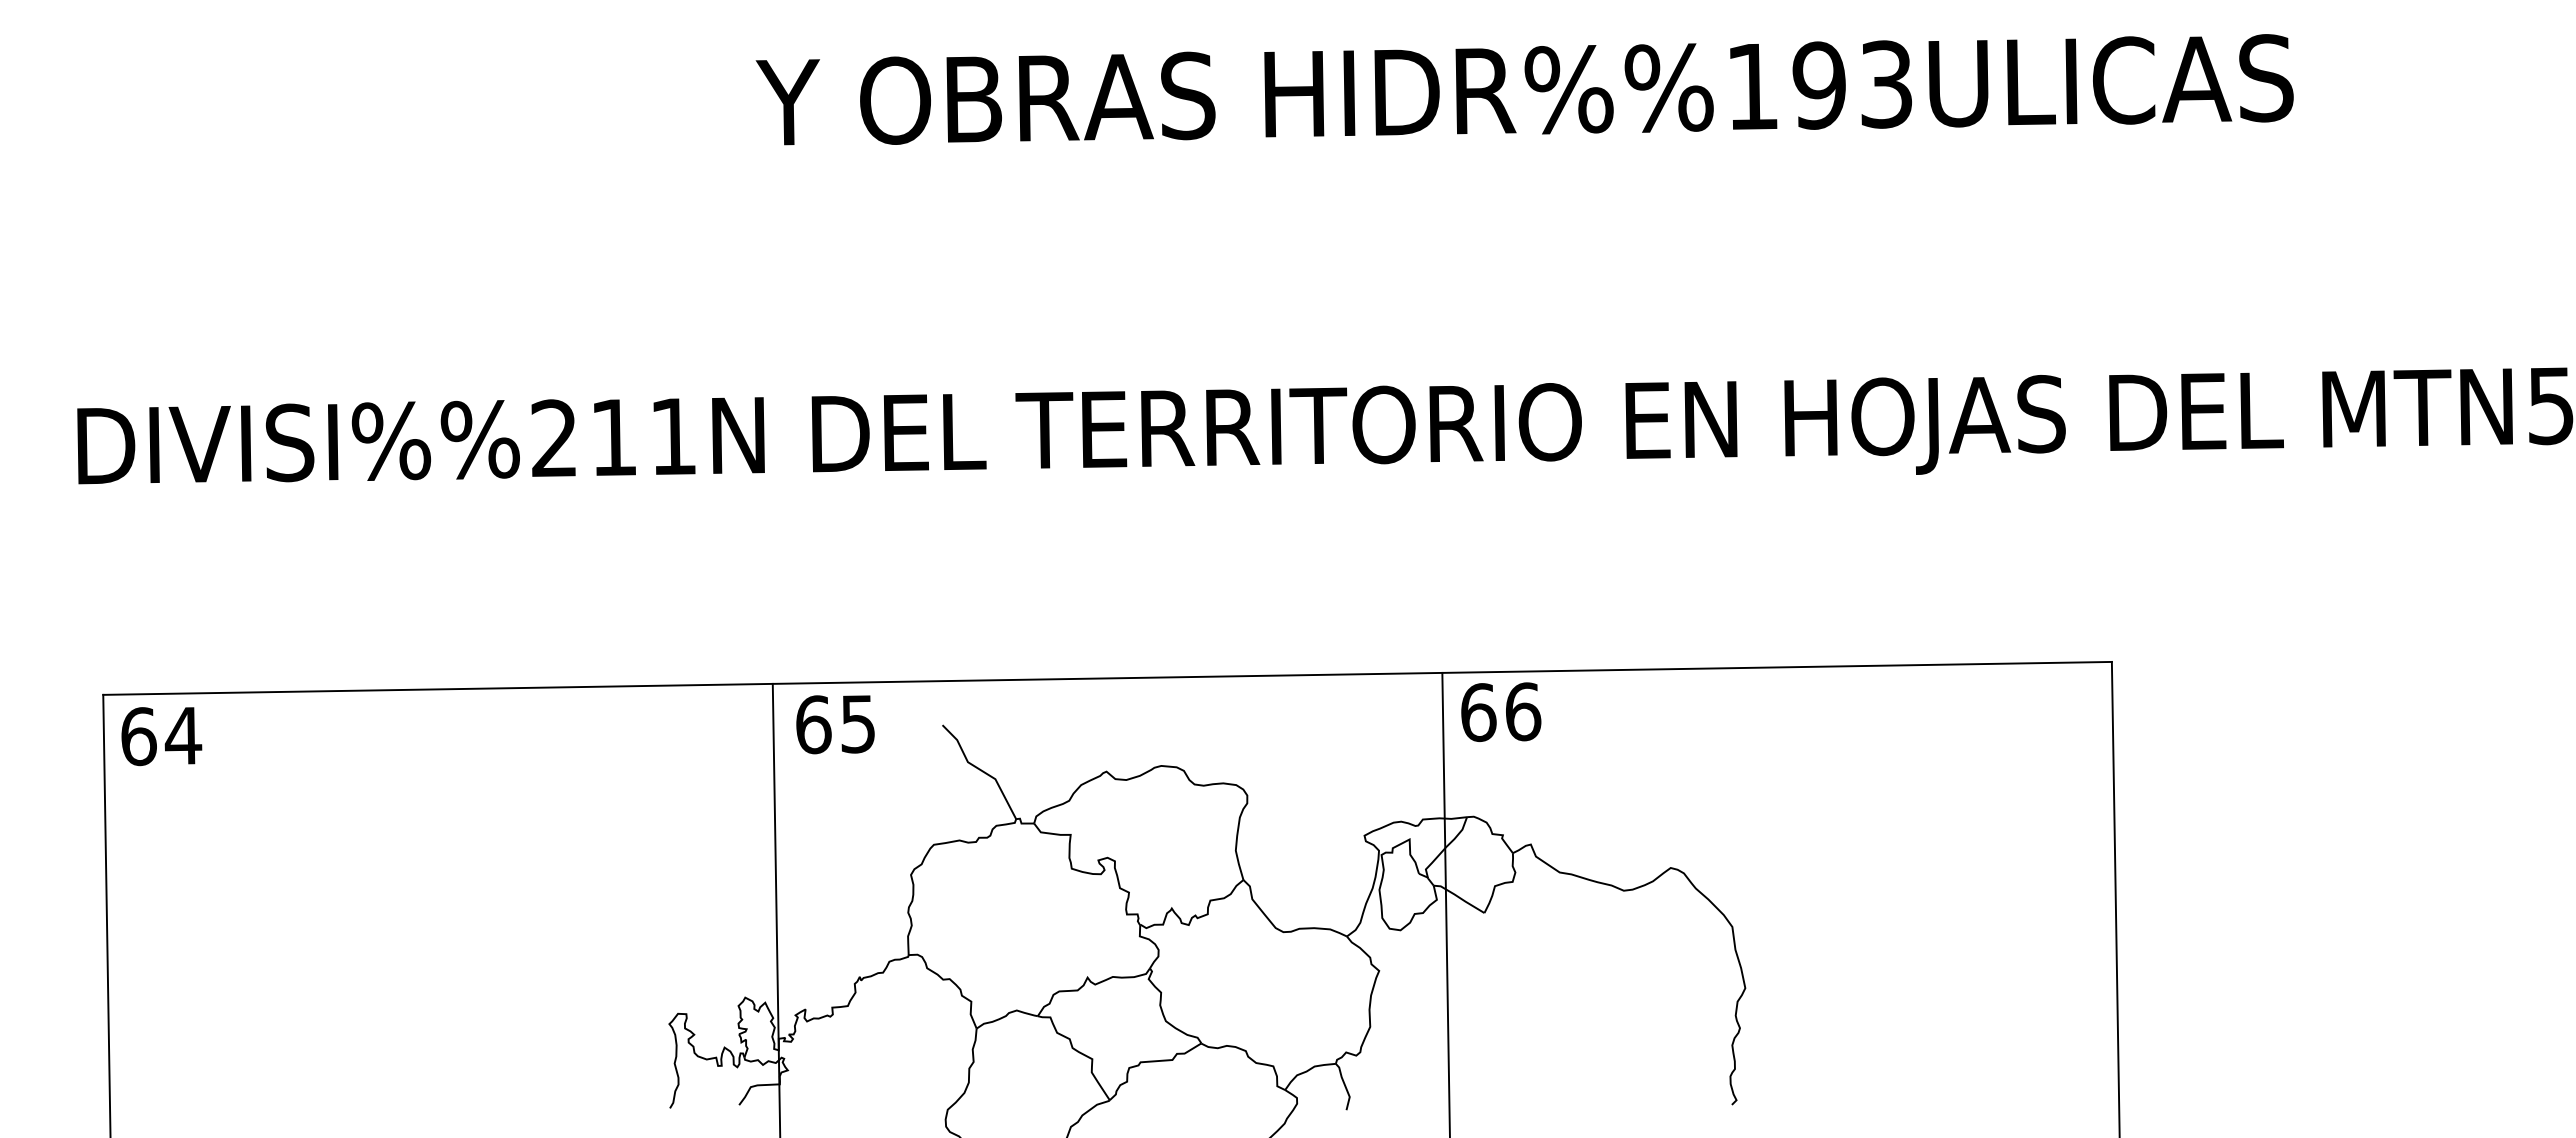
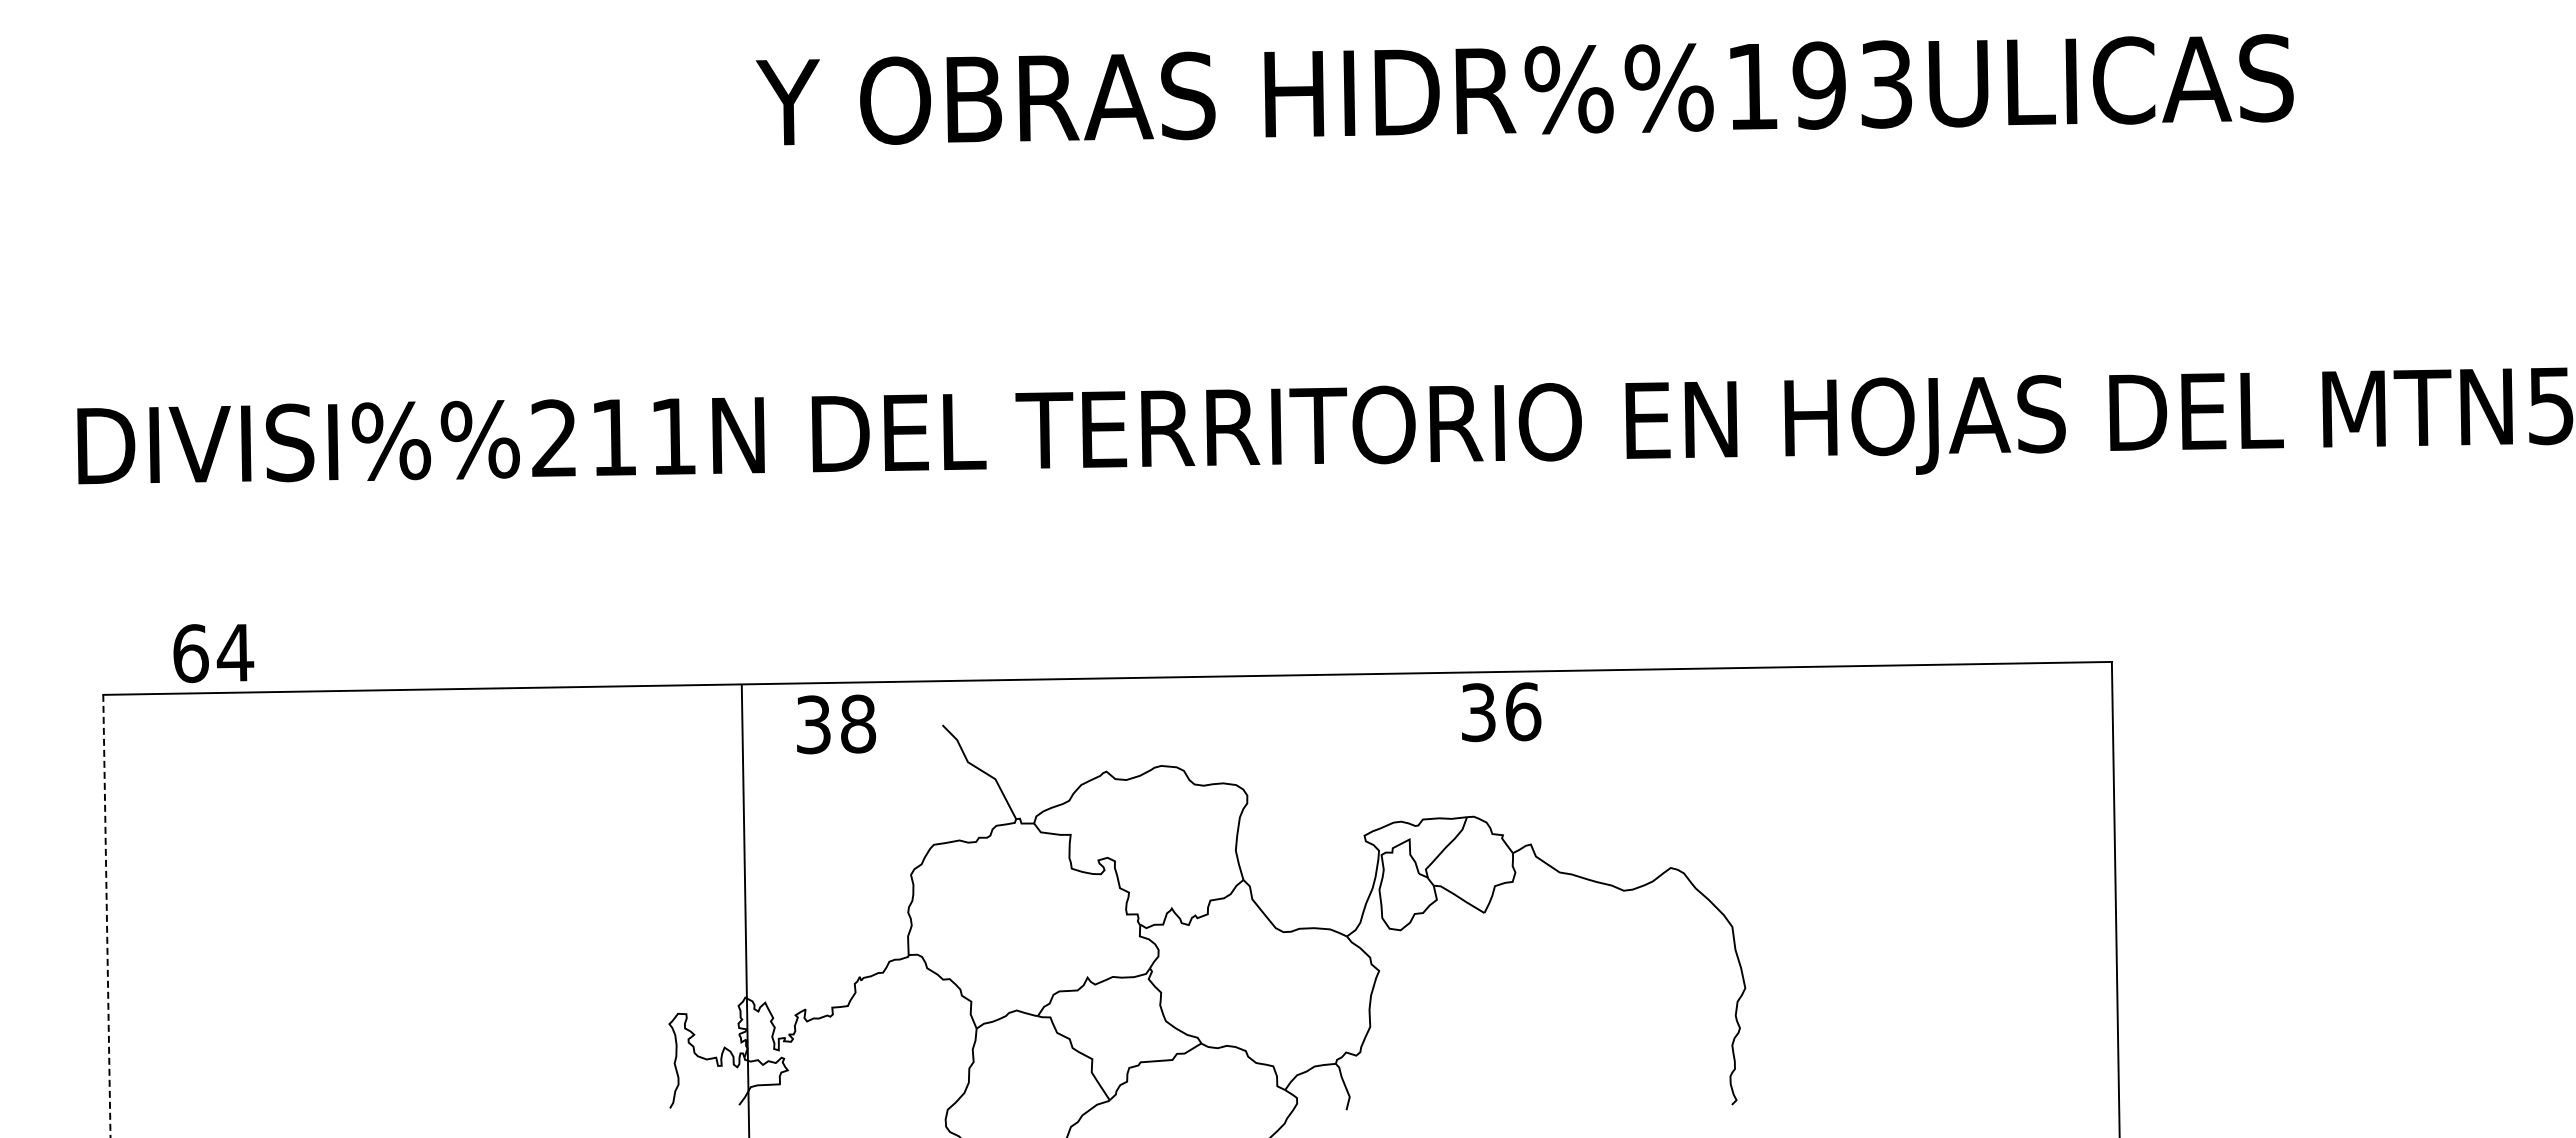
text: 66 -> 36 (1478, 712)
text: 65 -> 38 (836, 724)
text position: (161, 736) -> (213, 653) (213, 653)
line: present -> none (1445, 903)
line position: (776, 908) -> (745, 909) (745, 909)
line: solid -> dashed (106, 916)
